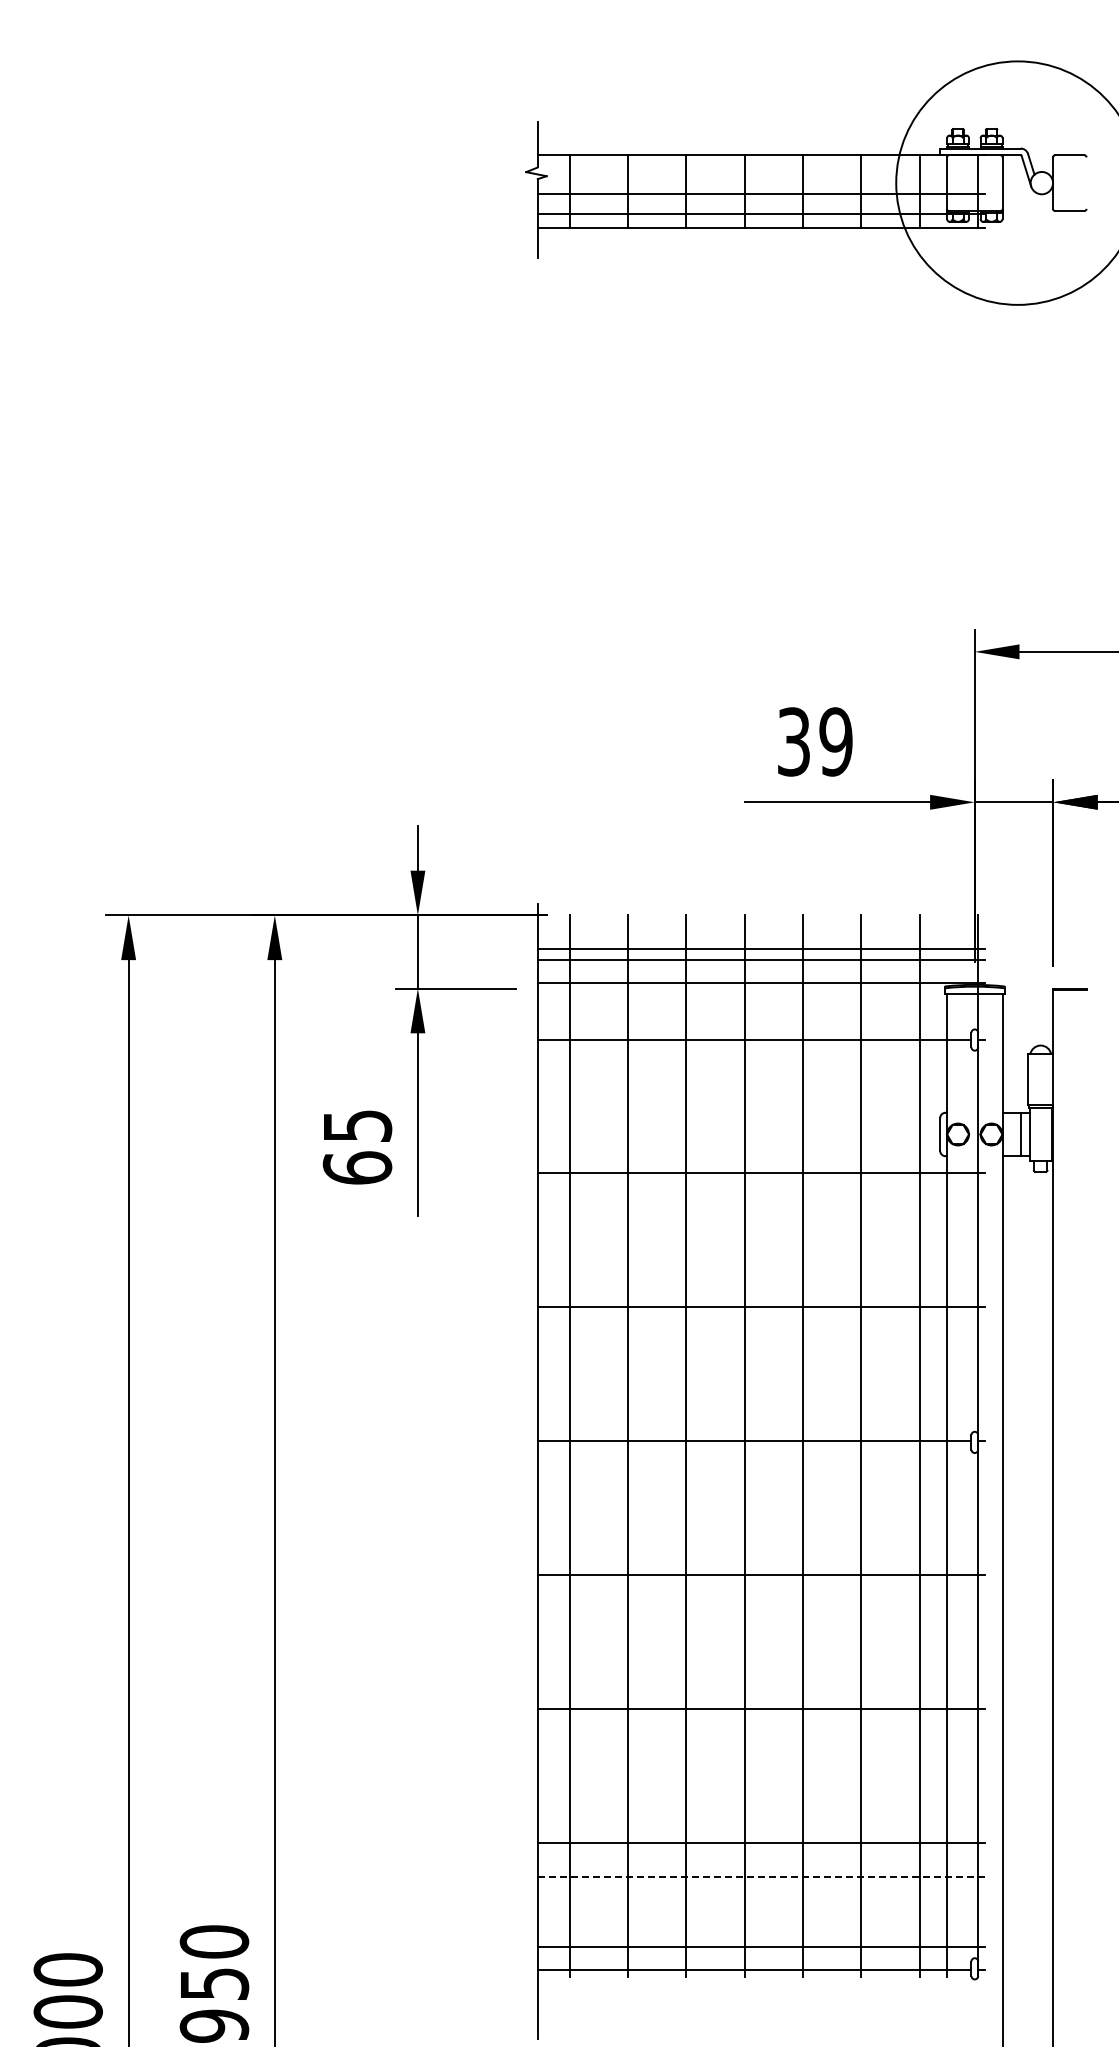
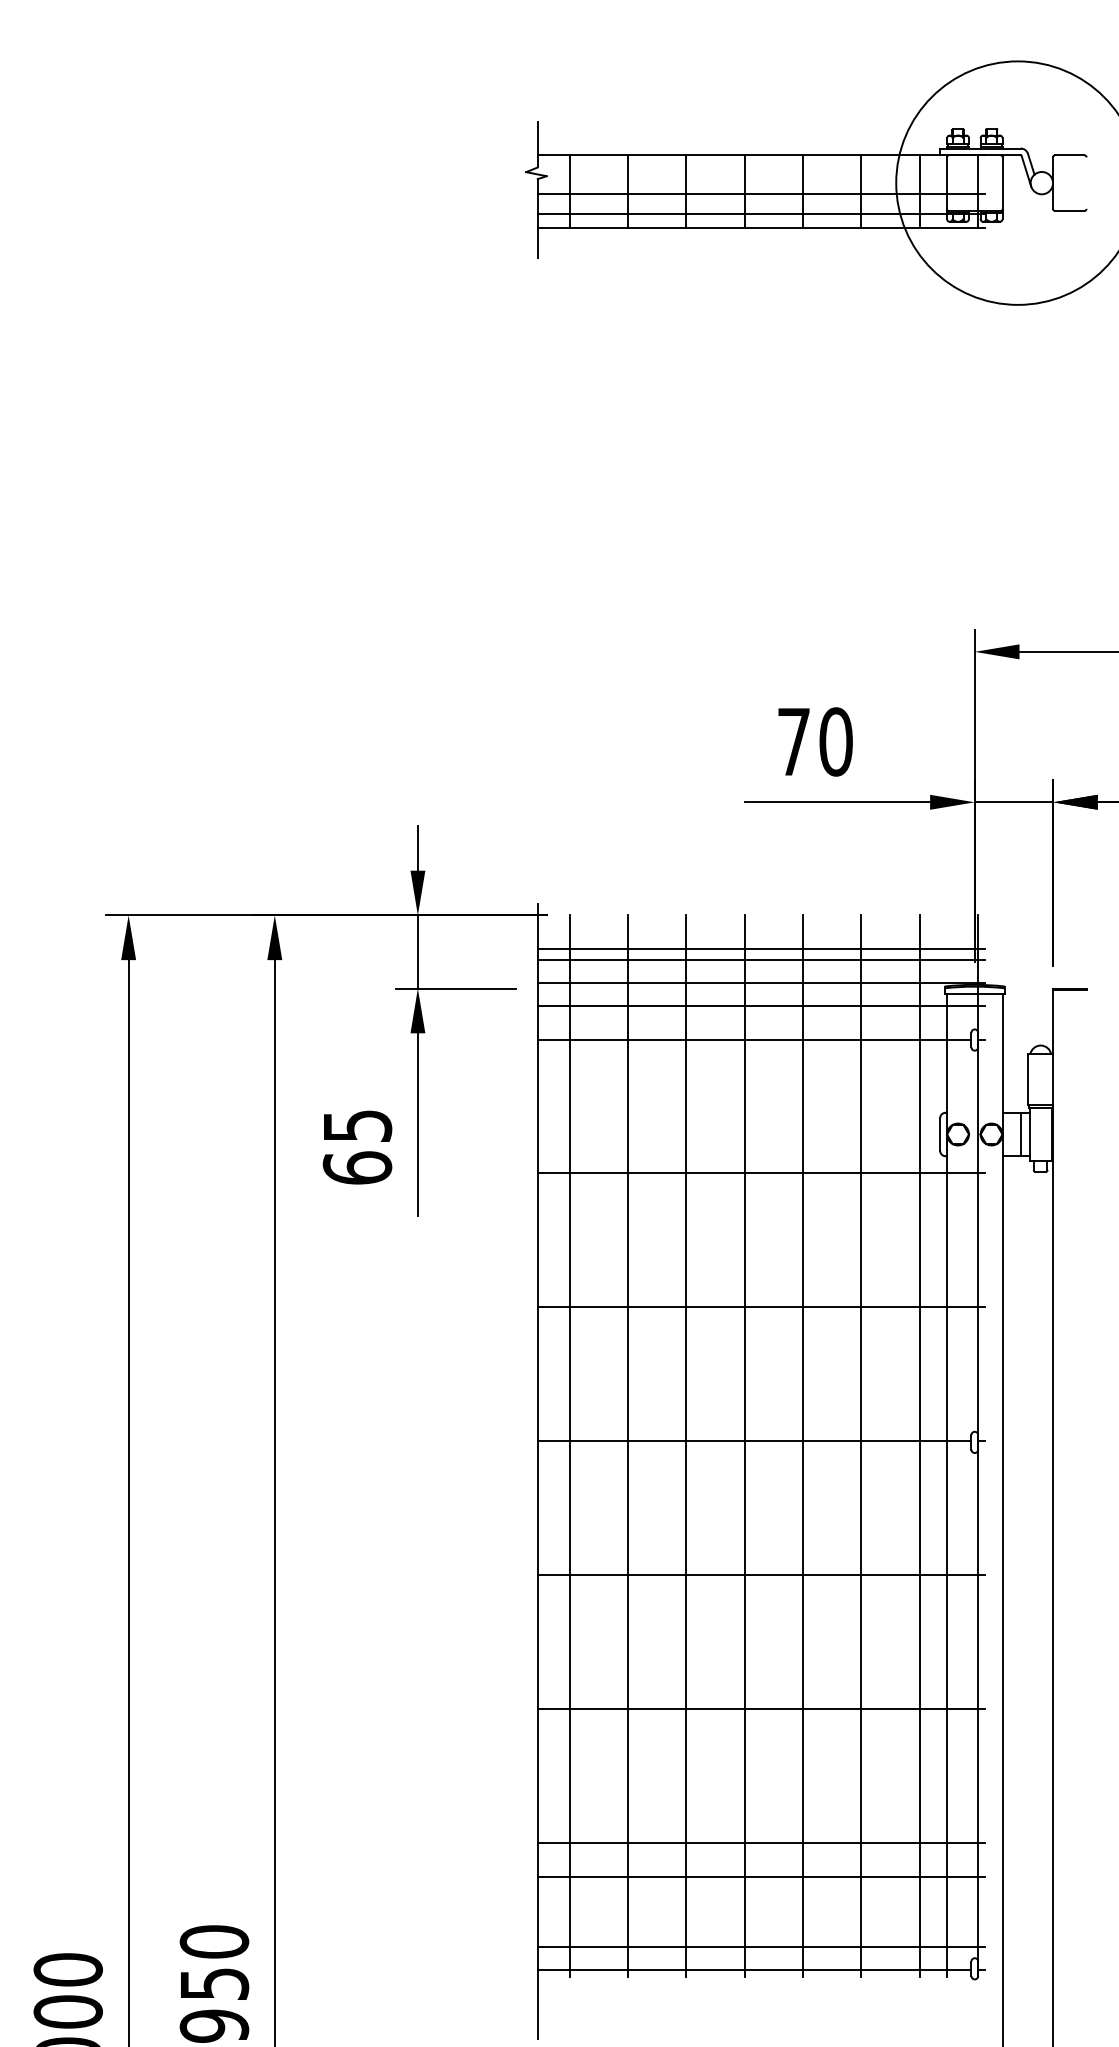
text: 39 -> 70 (815, 741)
line: none -> present (760, 1005)
line: dashed -> solid (761, 1876)
